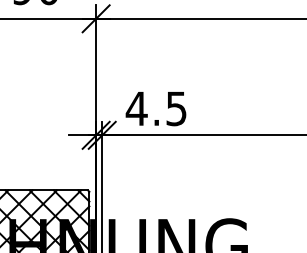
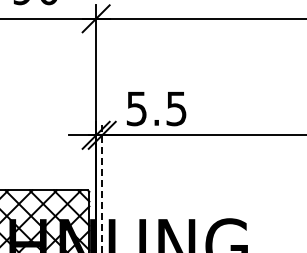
text: 4.5 -> 5.5 (136, 108)
line: solid -> dashed (102, 186)
